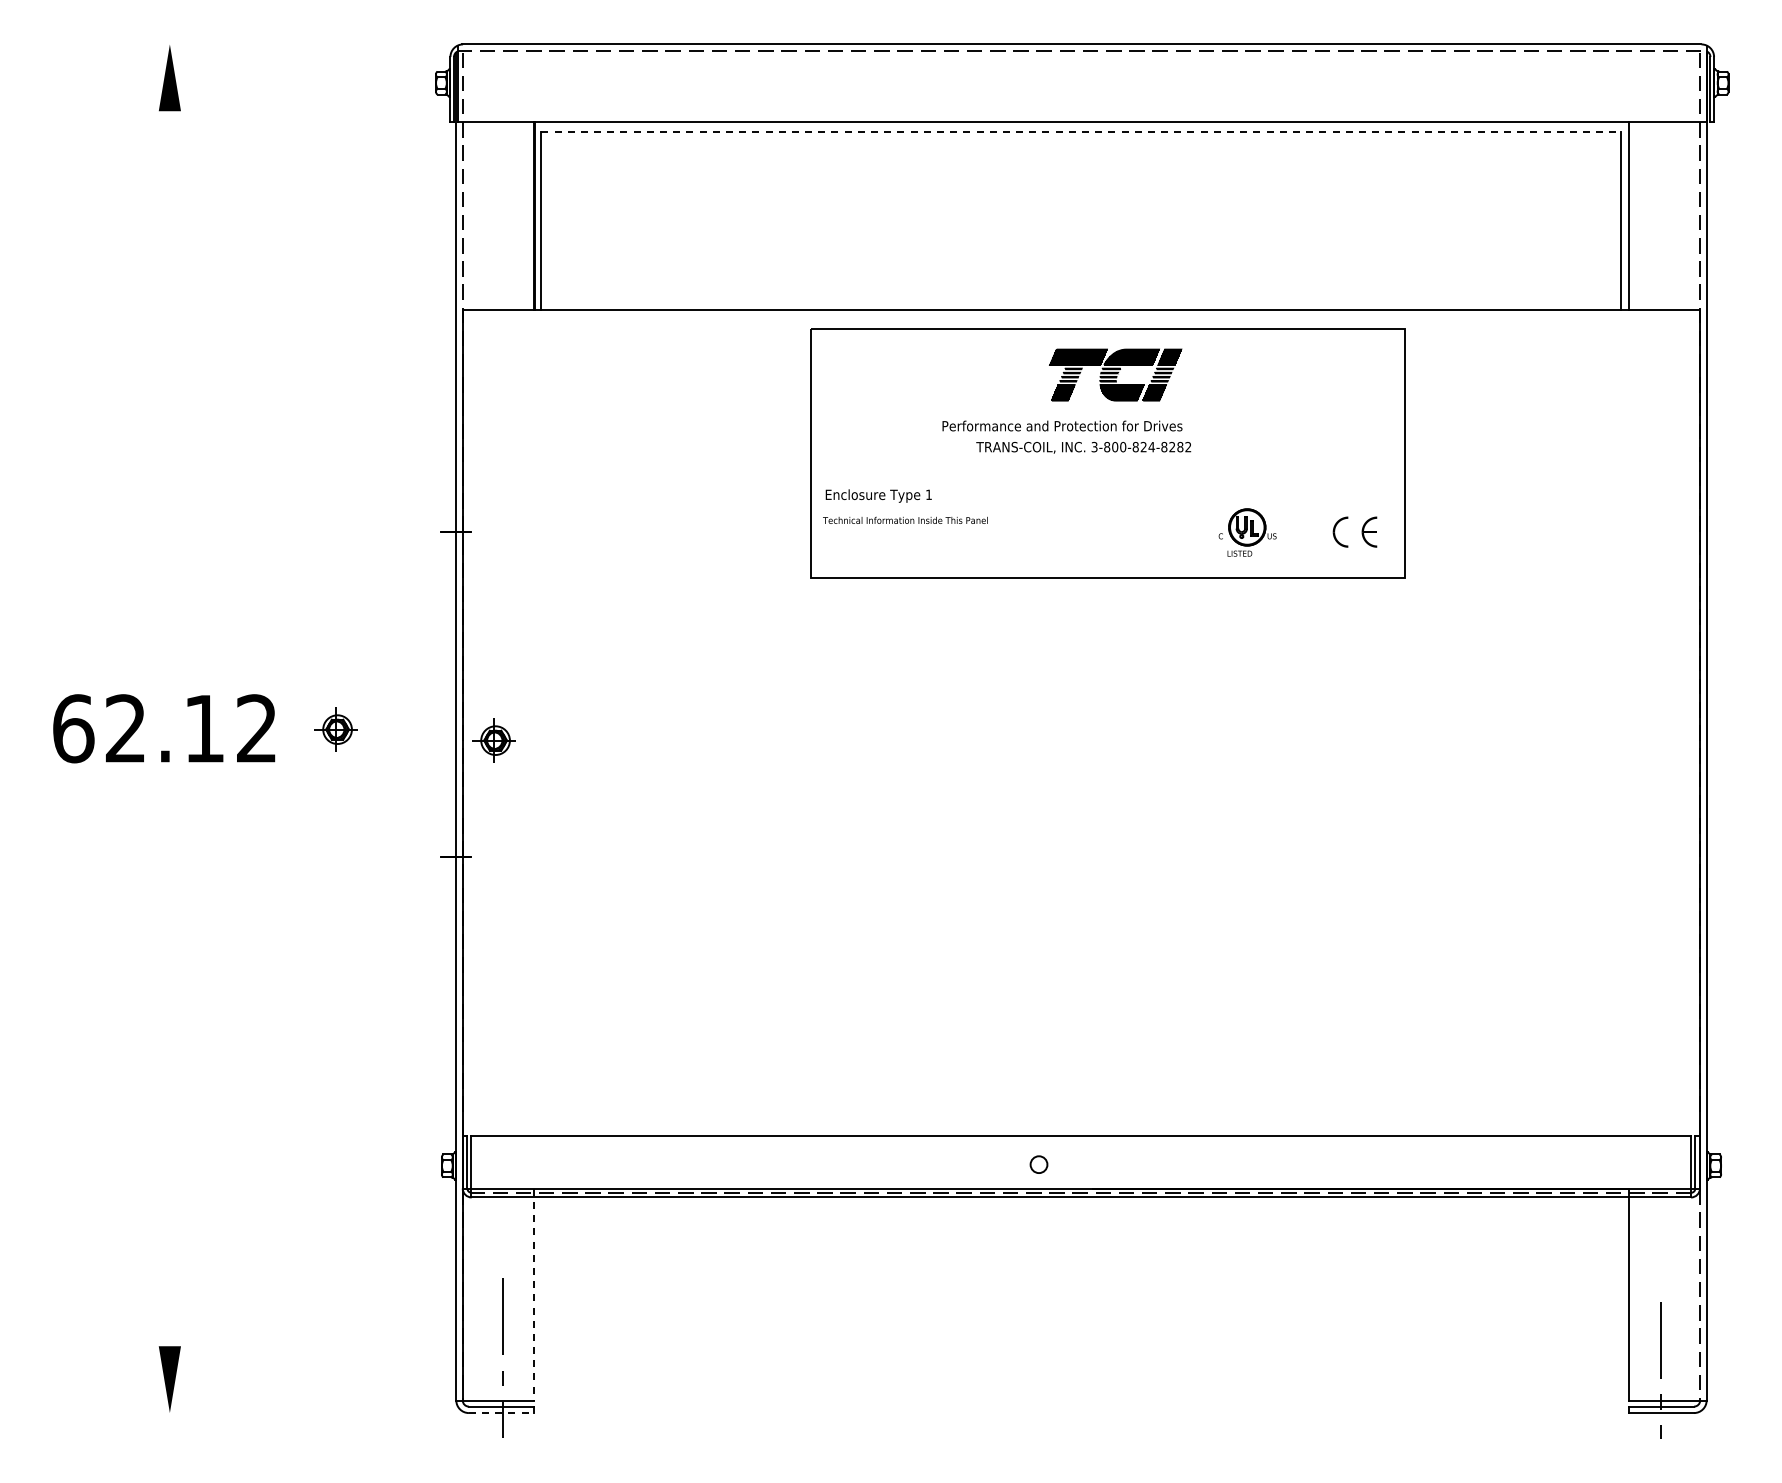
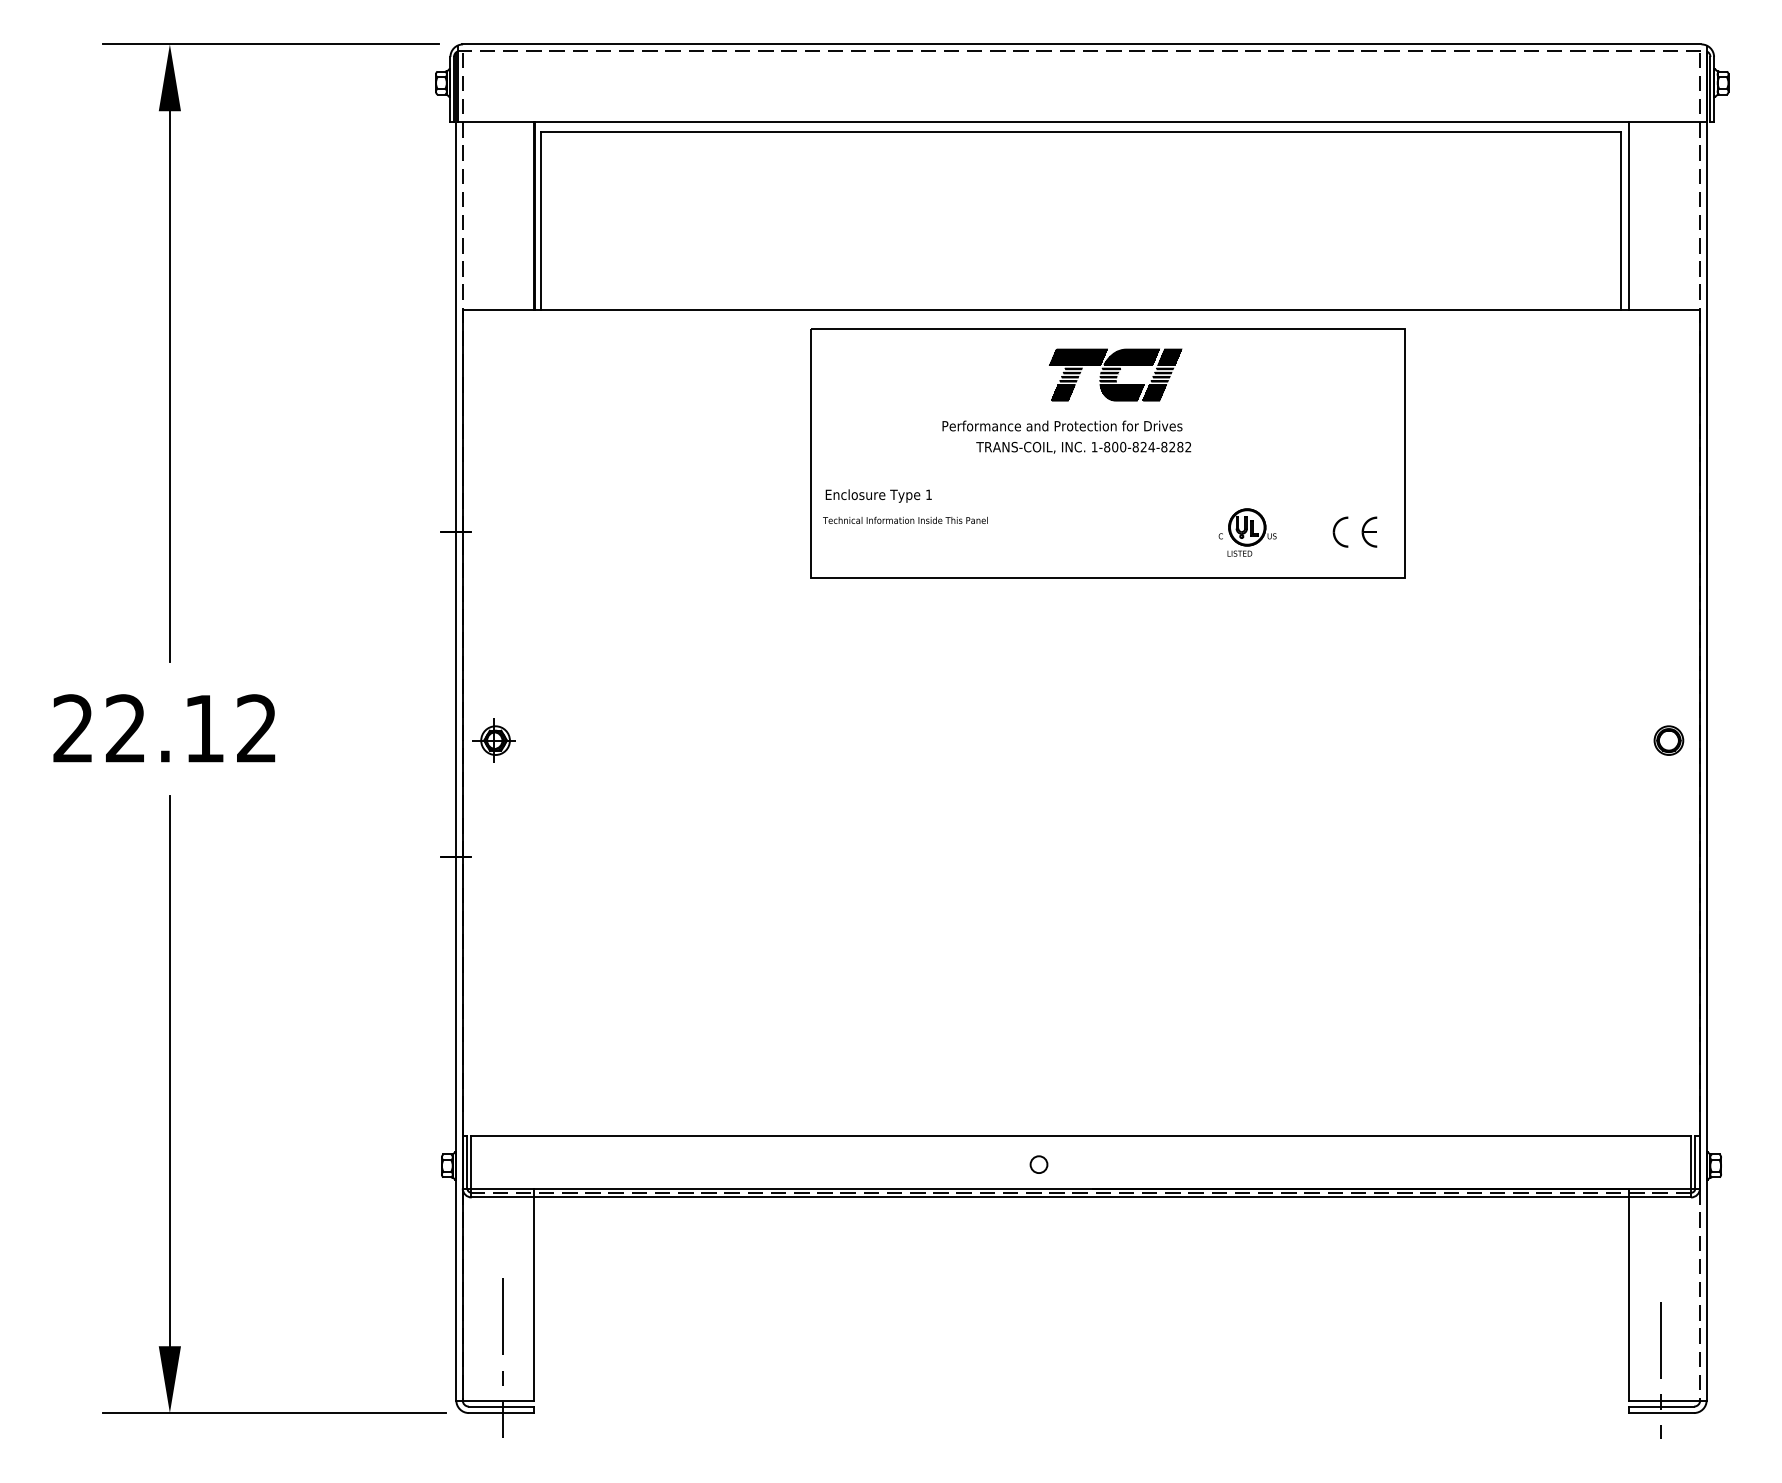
line: none -> present (270, 44)
line: dashed -> solid (1081, 132)
line: none -> present (169, 386)
text: 3-800-824-8282 -> 1-800-824-8282 (1094, 446)
text: 62.12 -> 22.12 (73, 728)
part: present -> none (335, 729)
part: none -> present (1668, 740)
line: none -> present (169, 1070)
line: dashed -> solid (533, 1294)
line: none -> present (274, 1413)
line: dashed -> solid (501, 1413)
